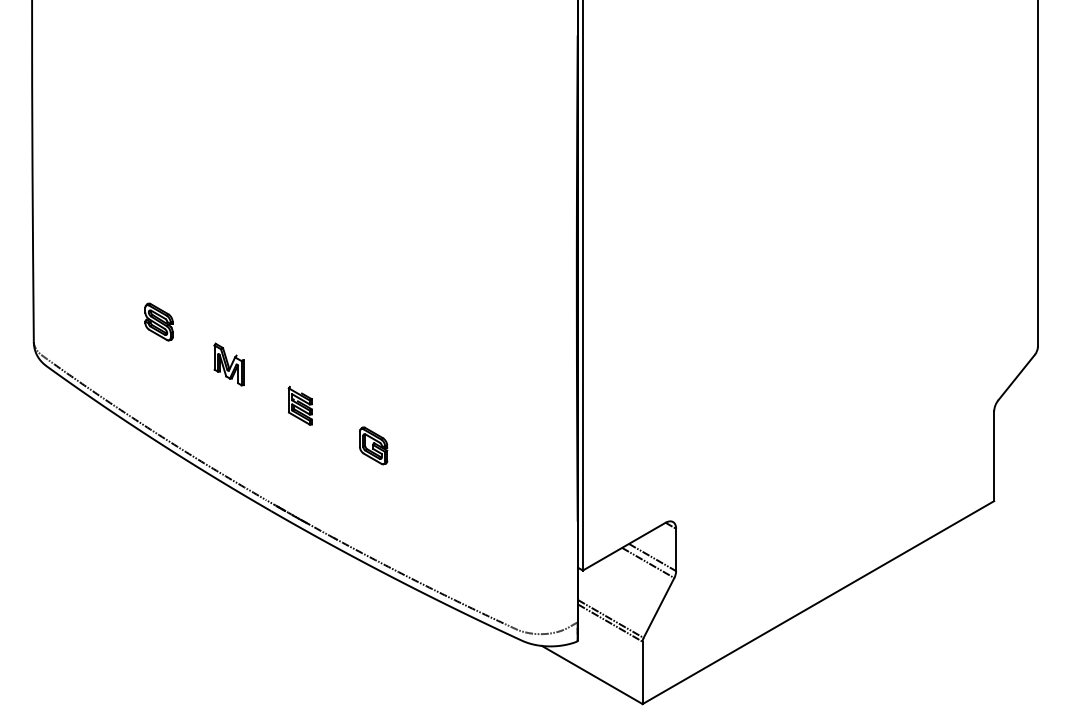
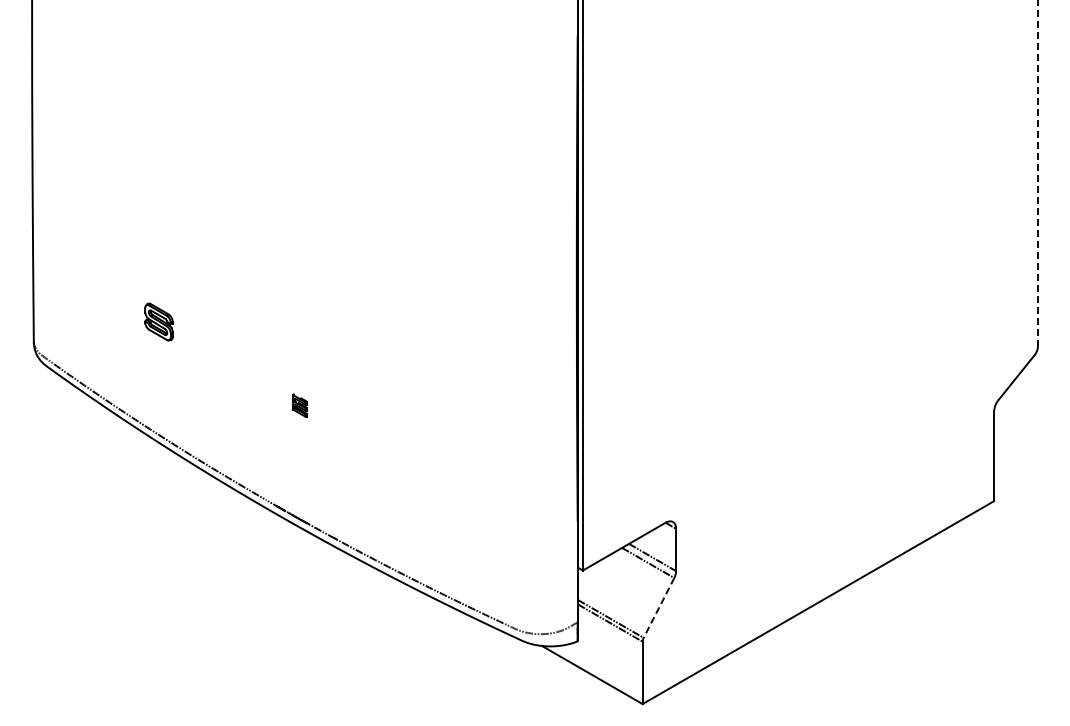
line: solid -> dashed (1037, 173)
part: present -> none (228, 364)
part size: 26x41 px -> 17x25 px (300, 405)
part: present -> none (373, 445)
line: solid -> dashed (659, 607)
